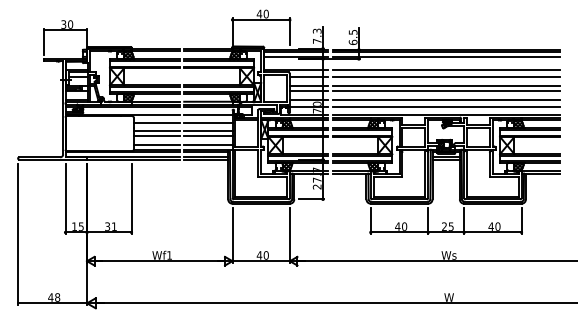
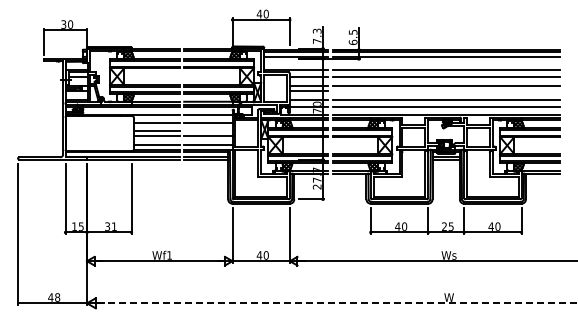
line: present -> none (445, 91)
line: present -> none (208, 131)
line: solid -> dashed (337, 303)
